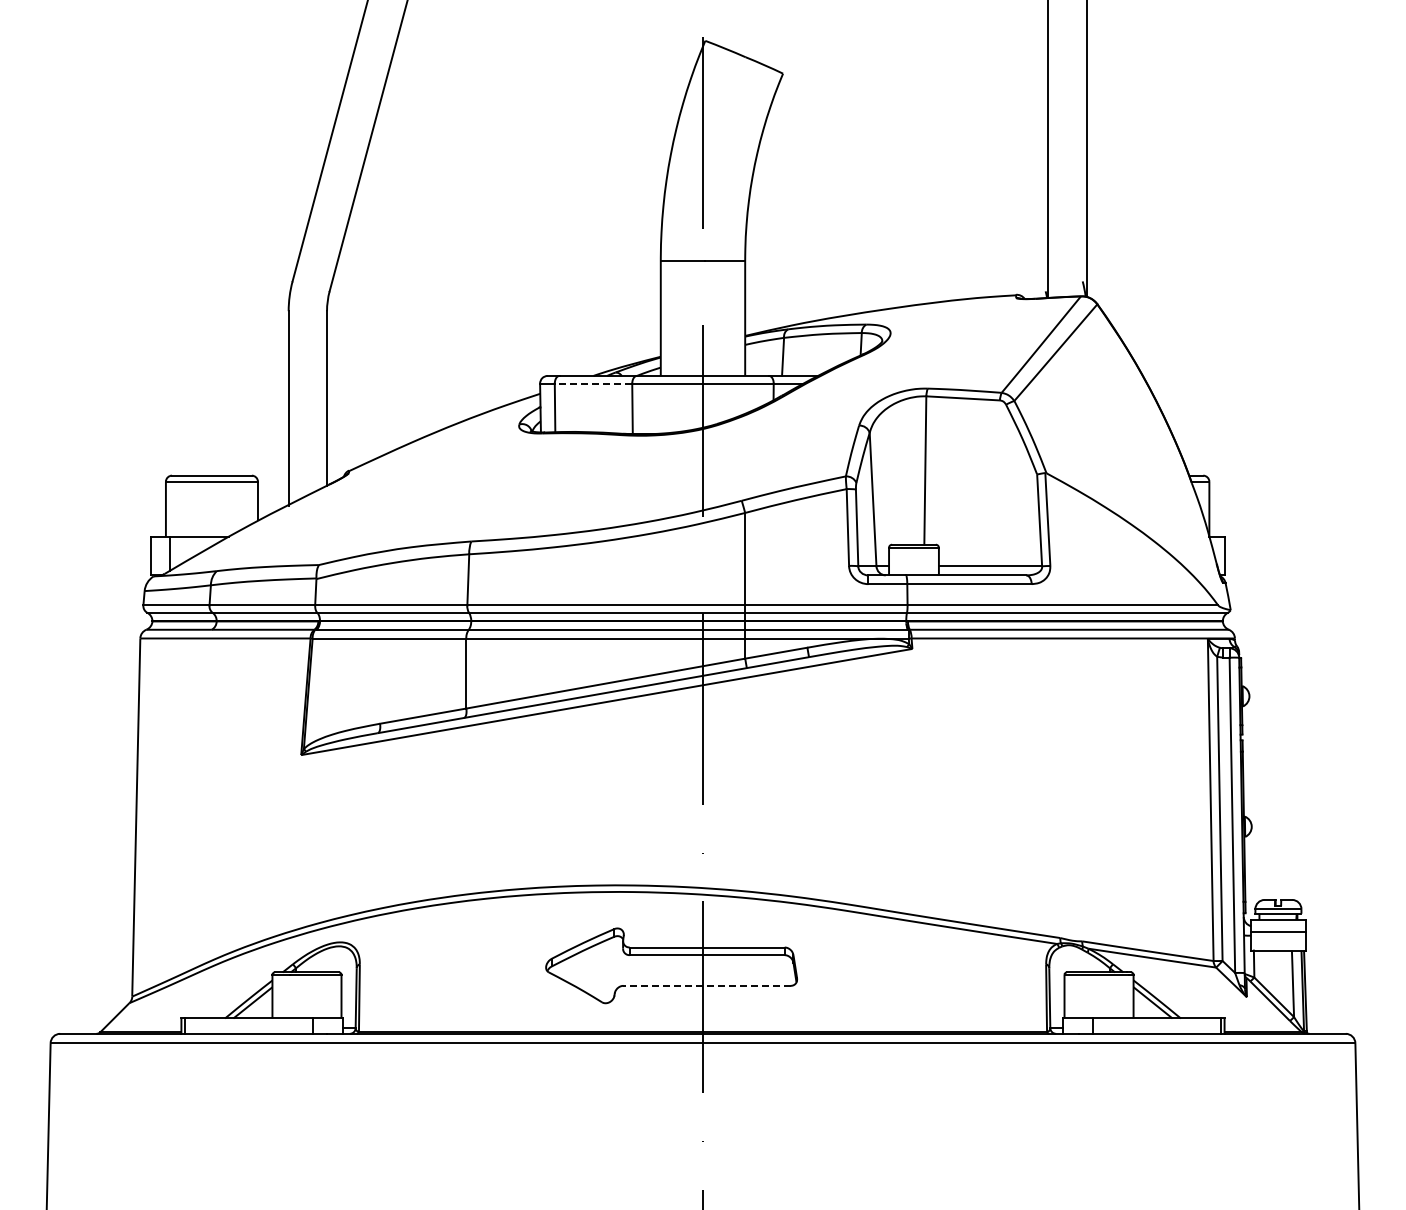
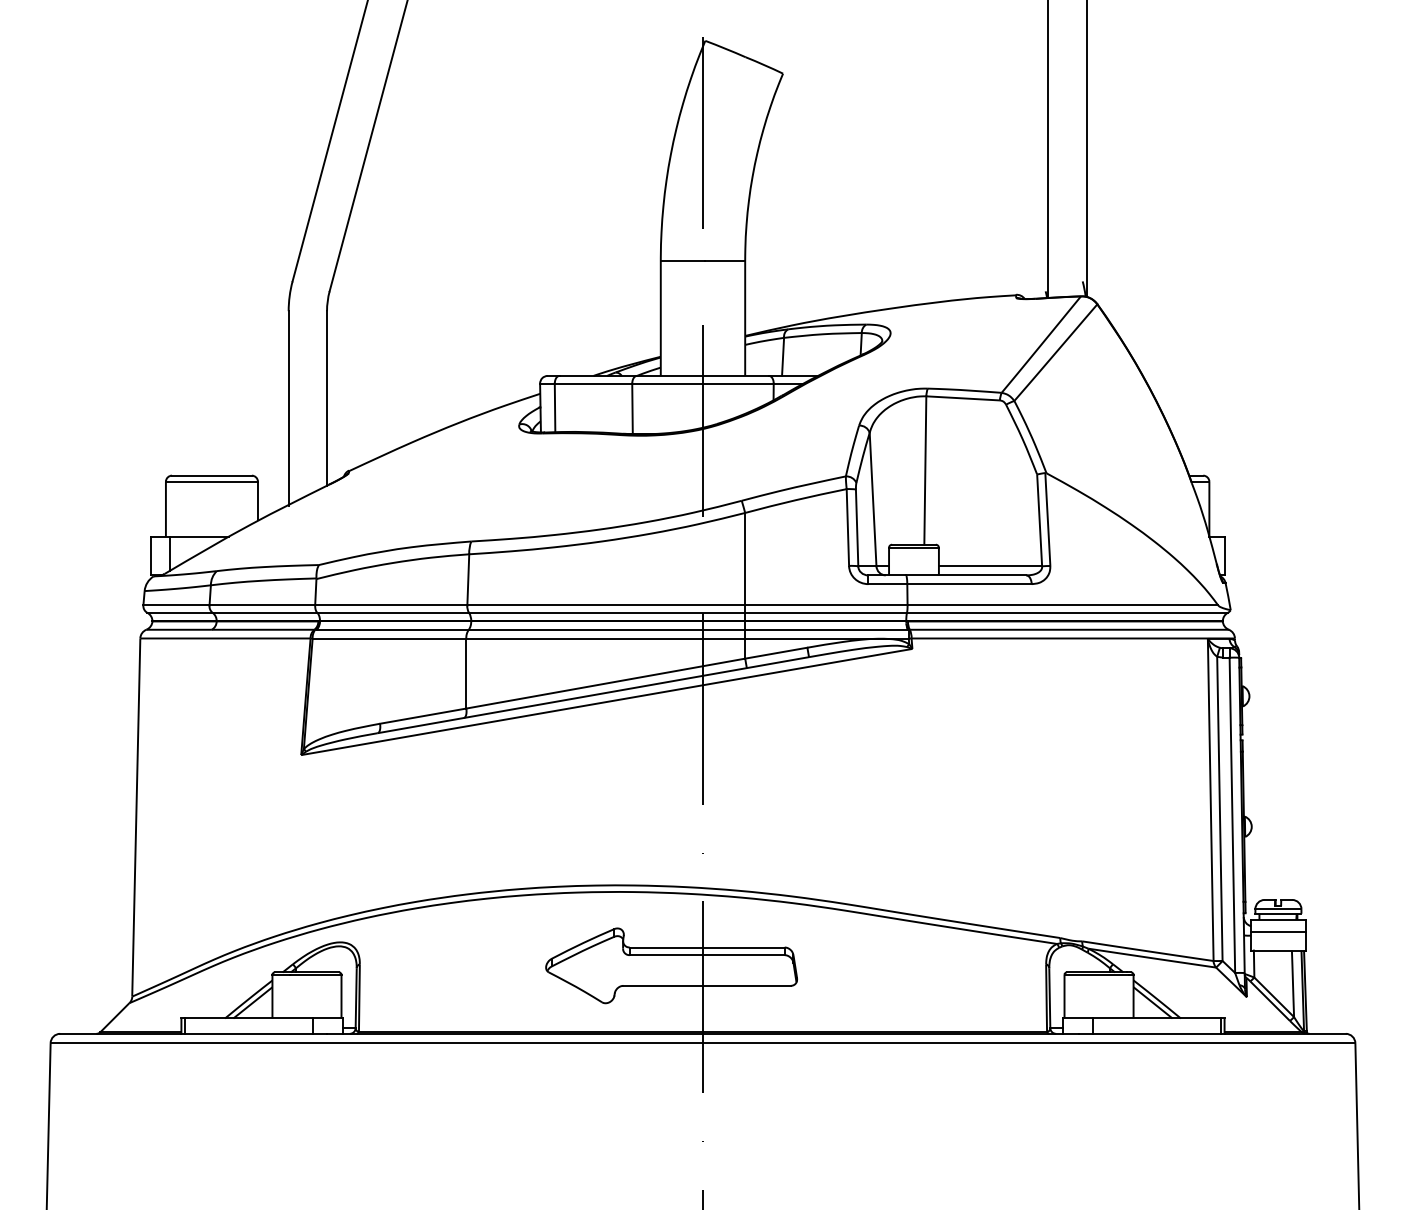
line: dashed -> solid (593, 383)
line: dashed -> solid (707, 985)
